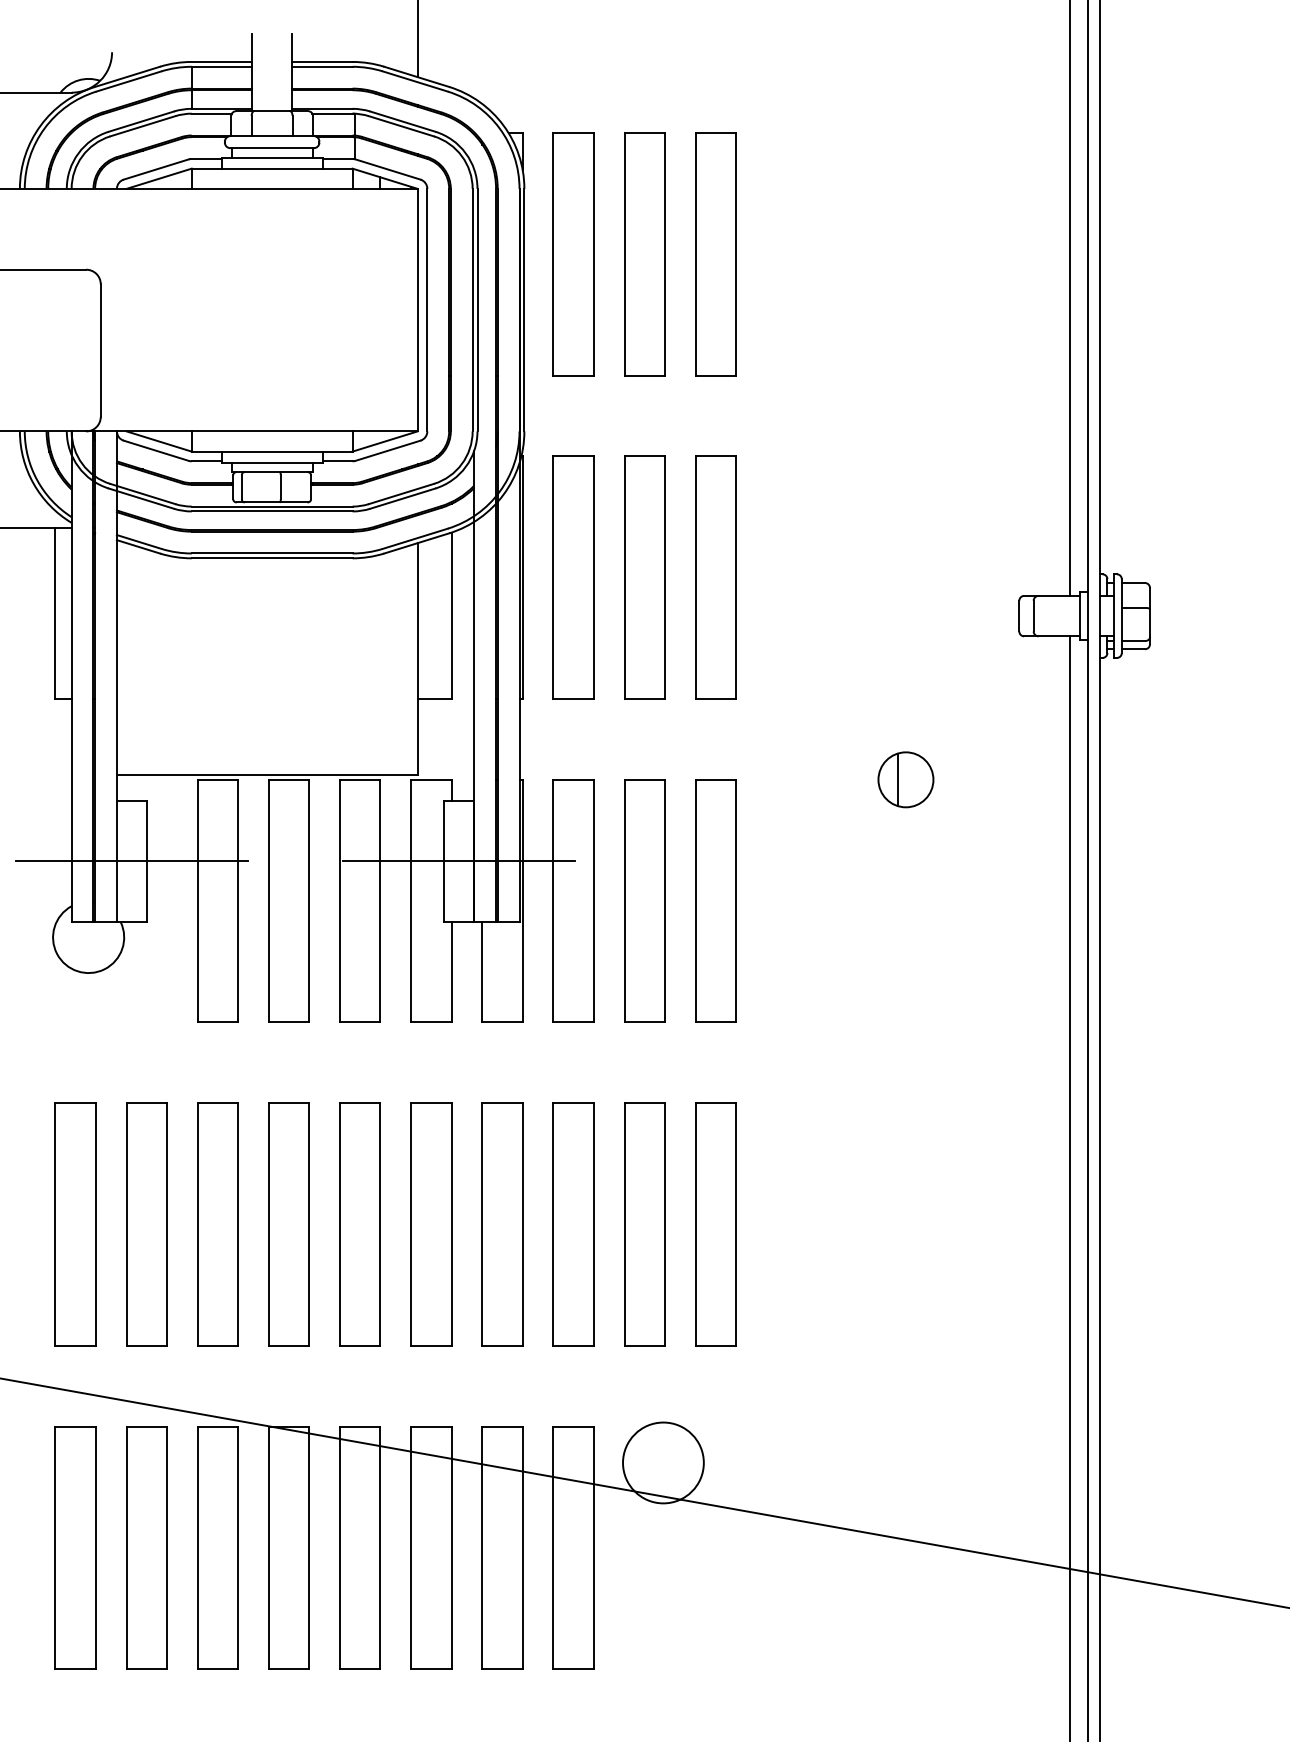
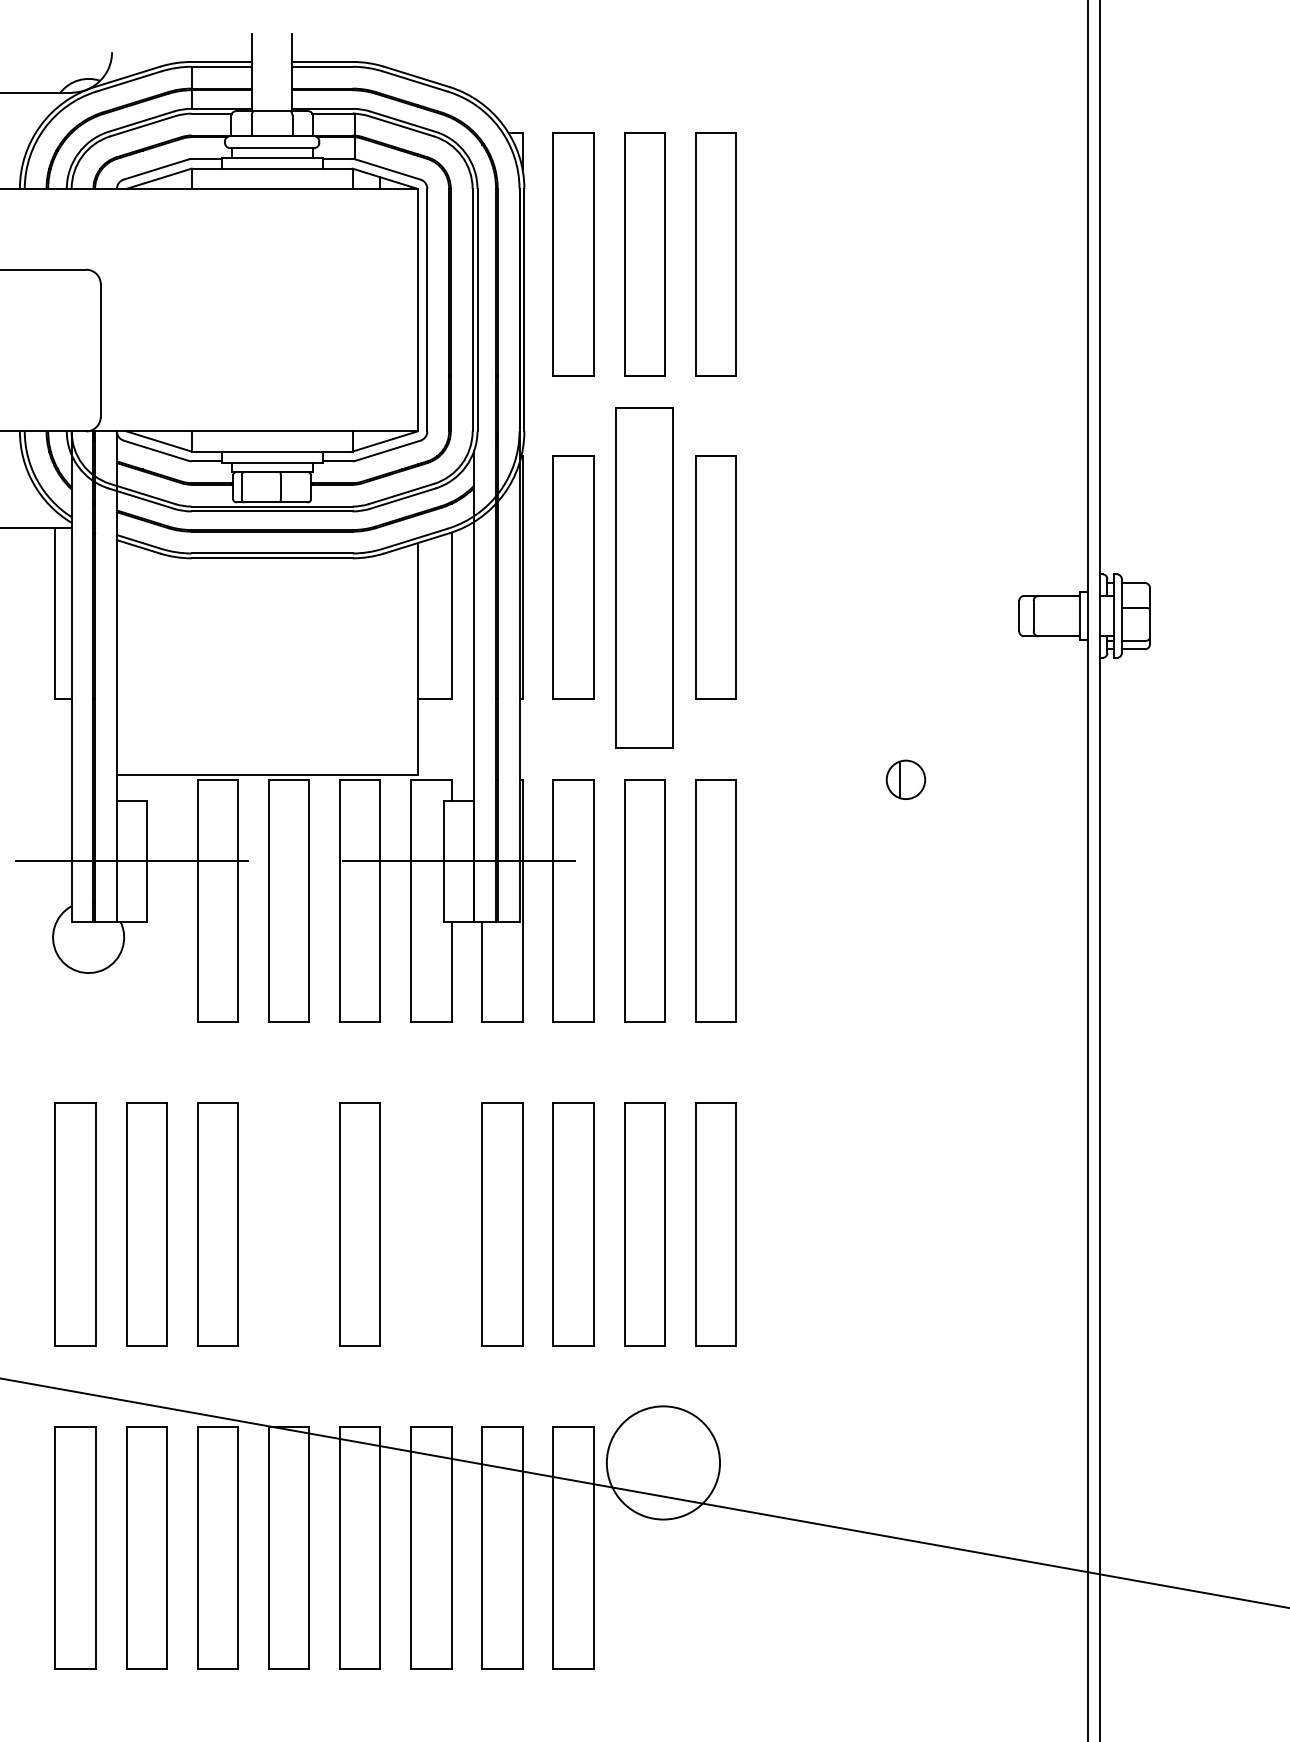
line: present -> none (417, 39)
line: present -> none (1070, 298)
part size: 42x245 px -> 59x342 px (644, 577)
part size: 58x58 px -> 42x41 px (905, 779)
line: present -> none (1070, 1187)
part: present -> none (288, 1224)
part: present -> none (431, 1224)
circle diameter: 81 px -> 113 px (663, 1462)
